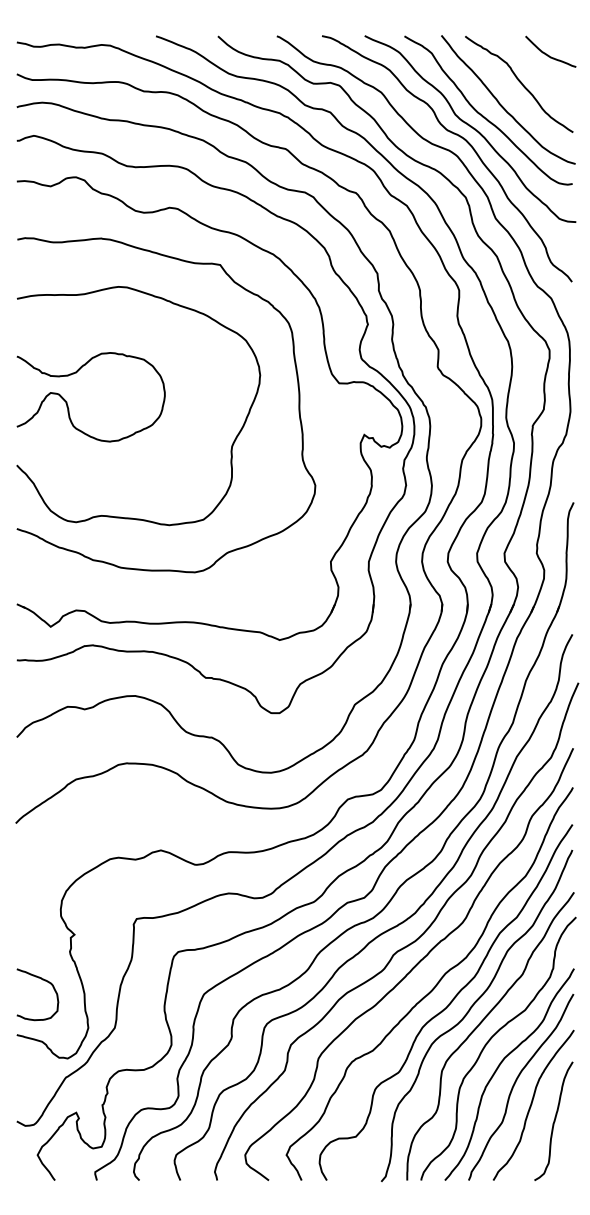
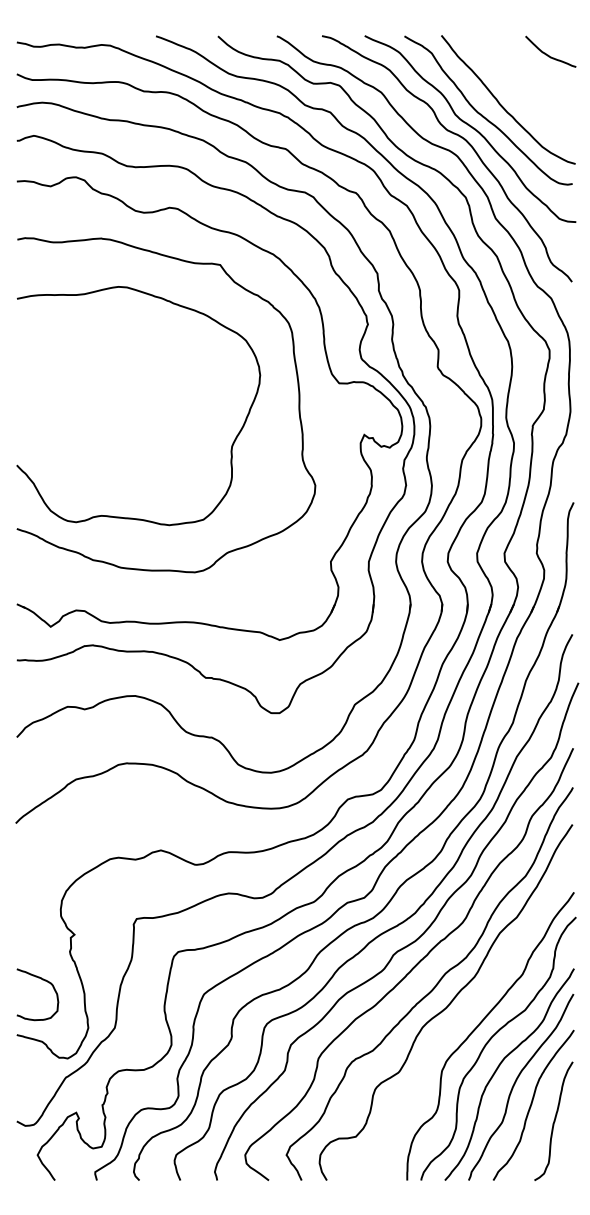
curve: present -> none (520, 83)
curve: present -> none (68, 405)
curve: present -> none (470, 1010)
